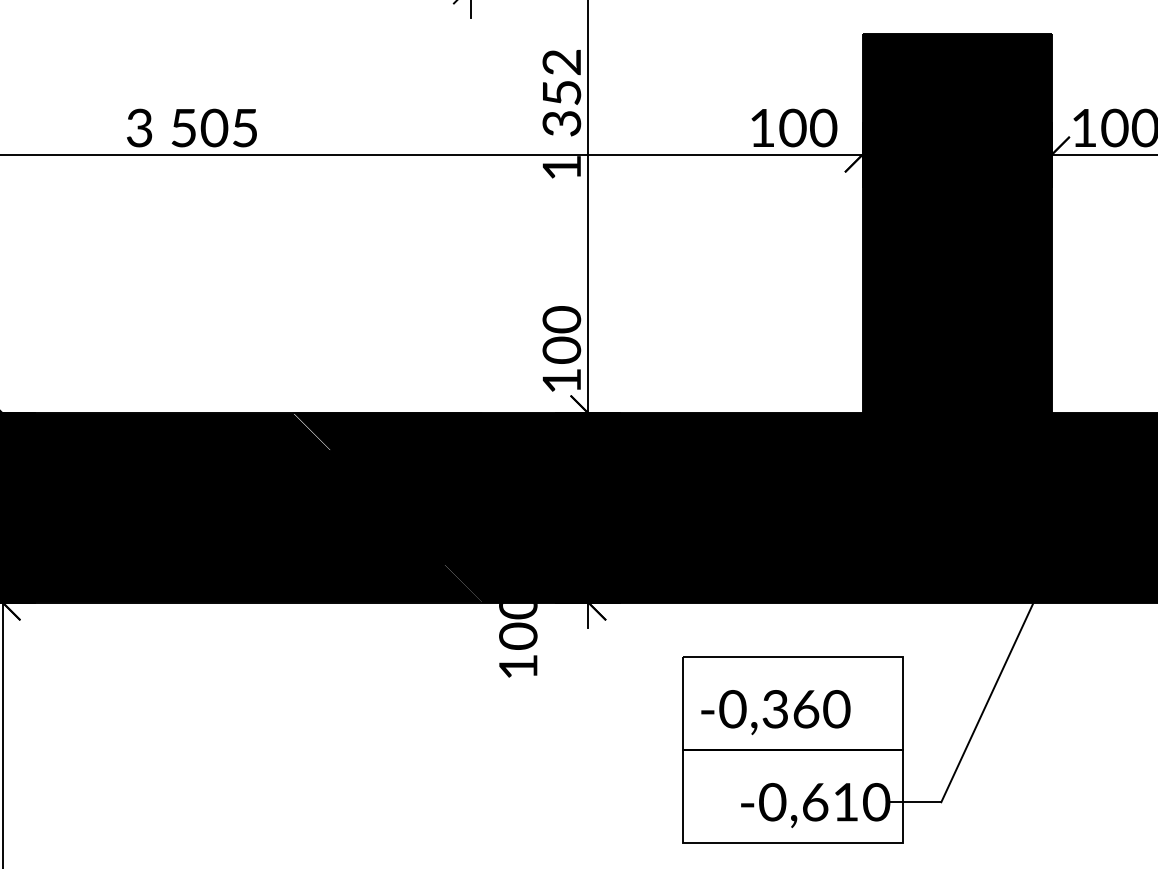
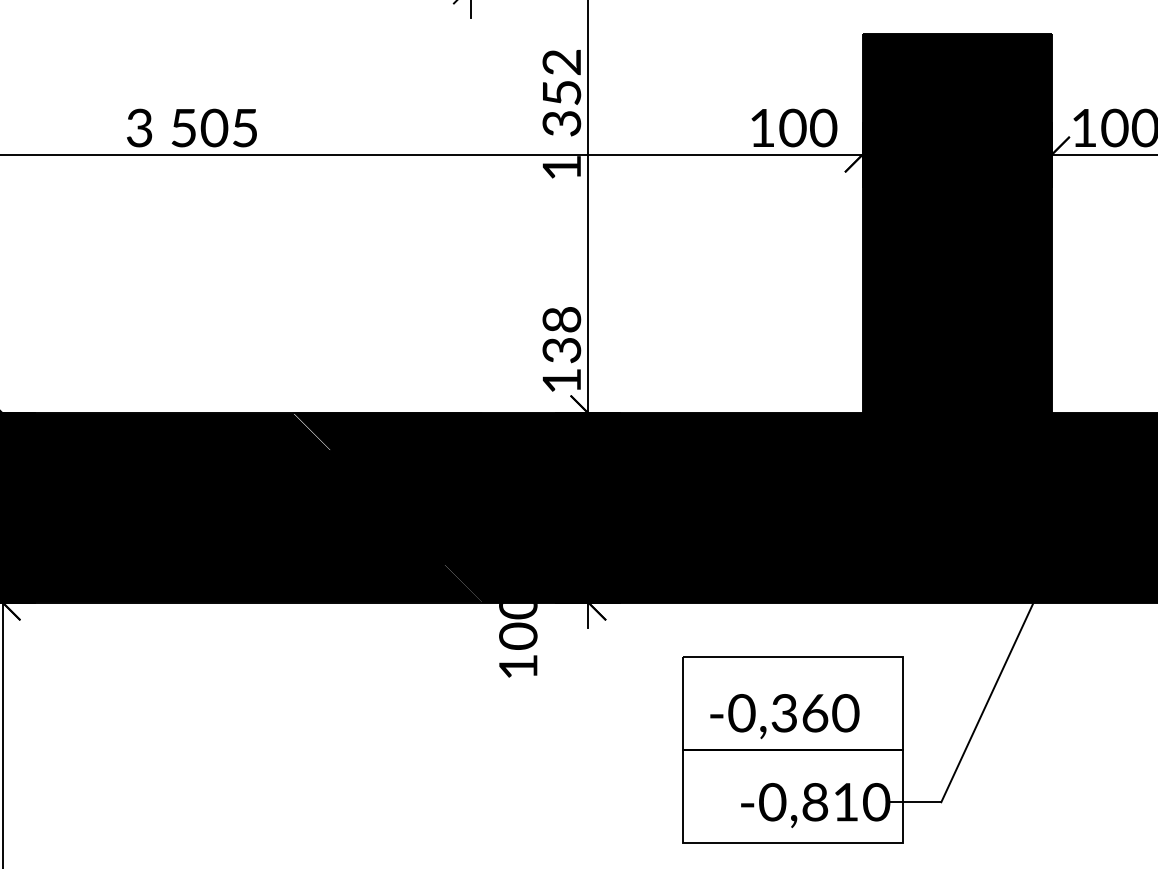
text: 100 -> 138 (561, 334)
text position: (775, 712) -> (784, 716) (784, 716)
text: -0,610 -> -0,810 (815, 801)
